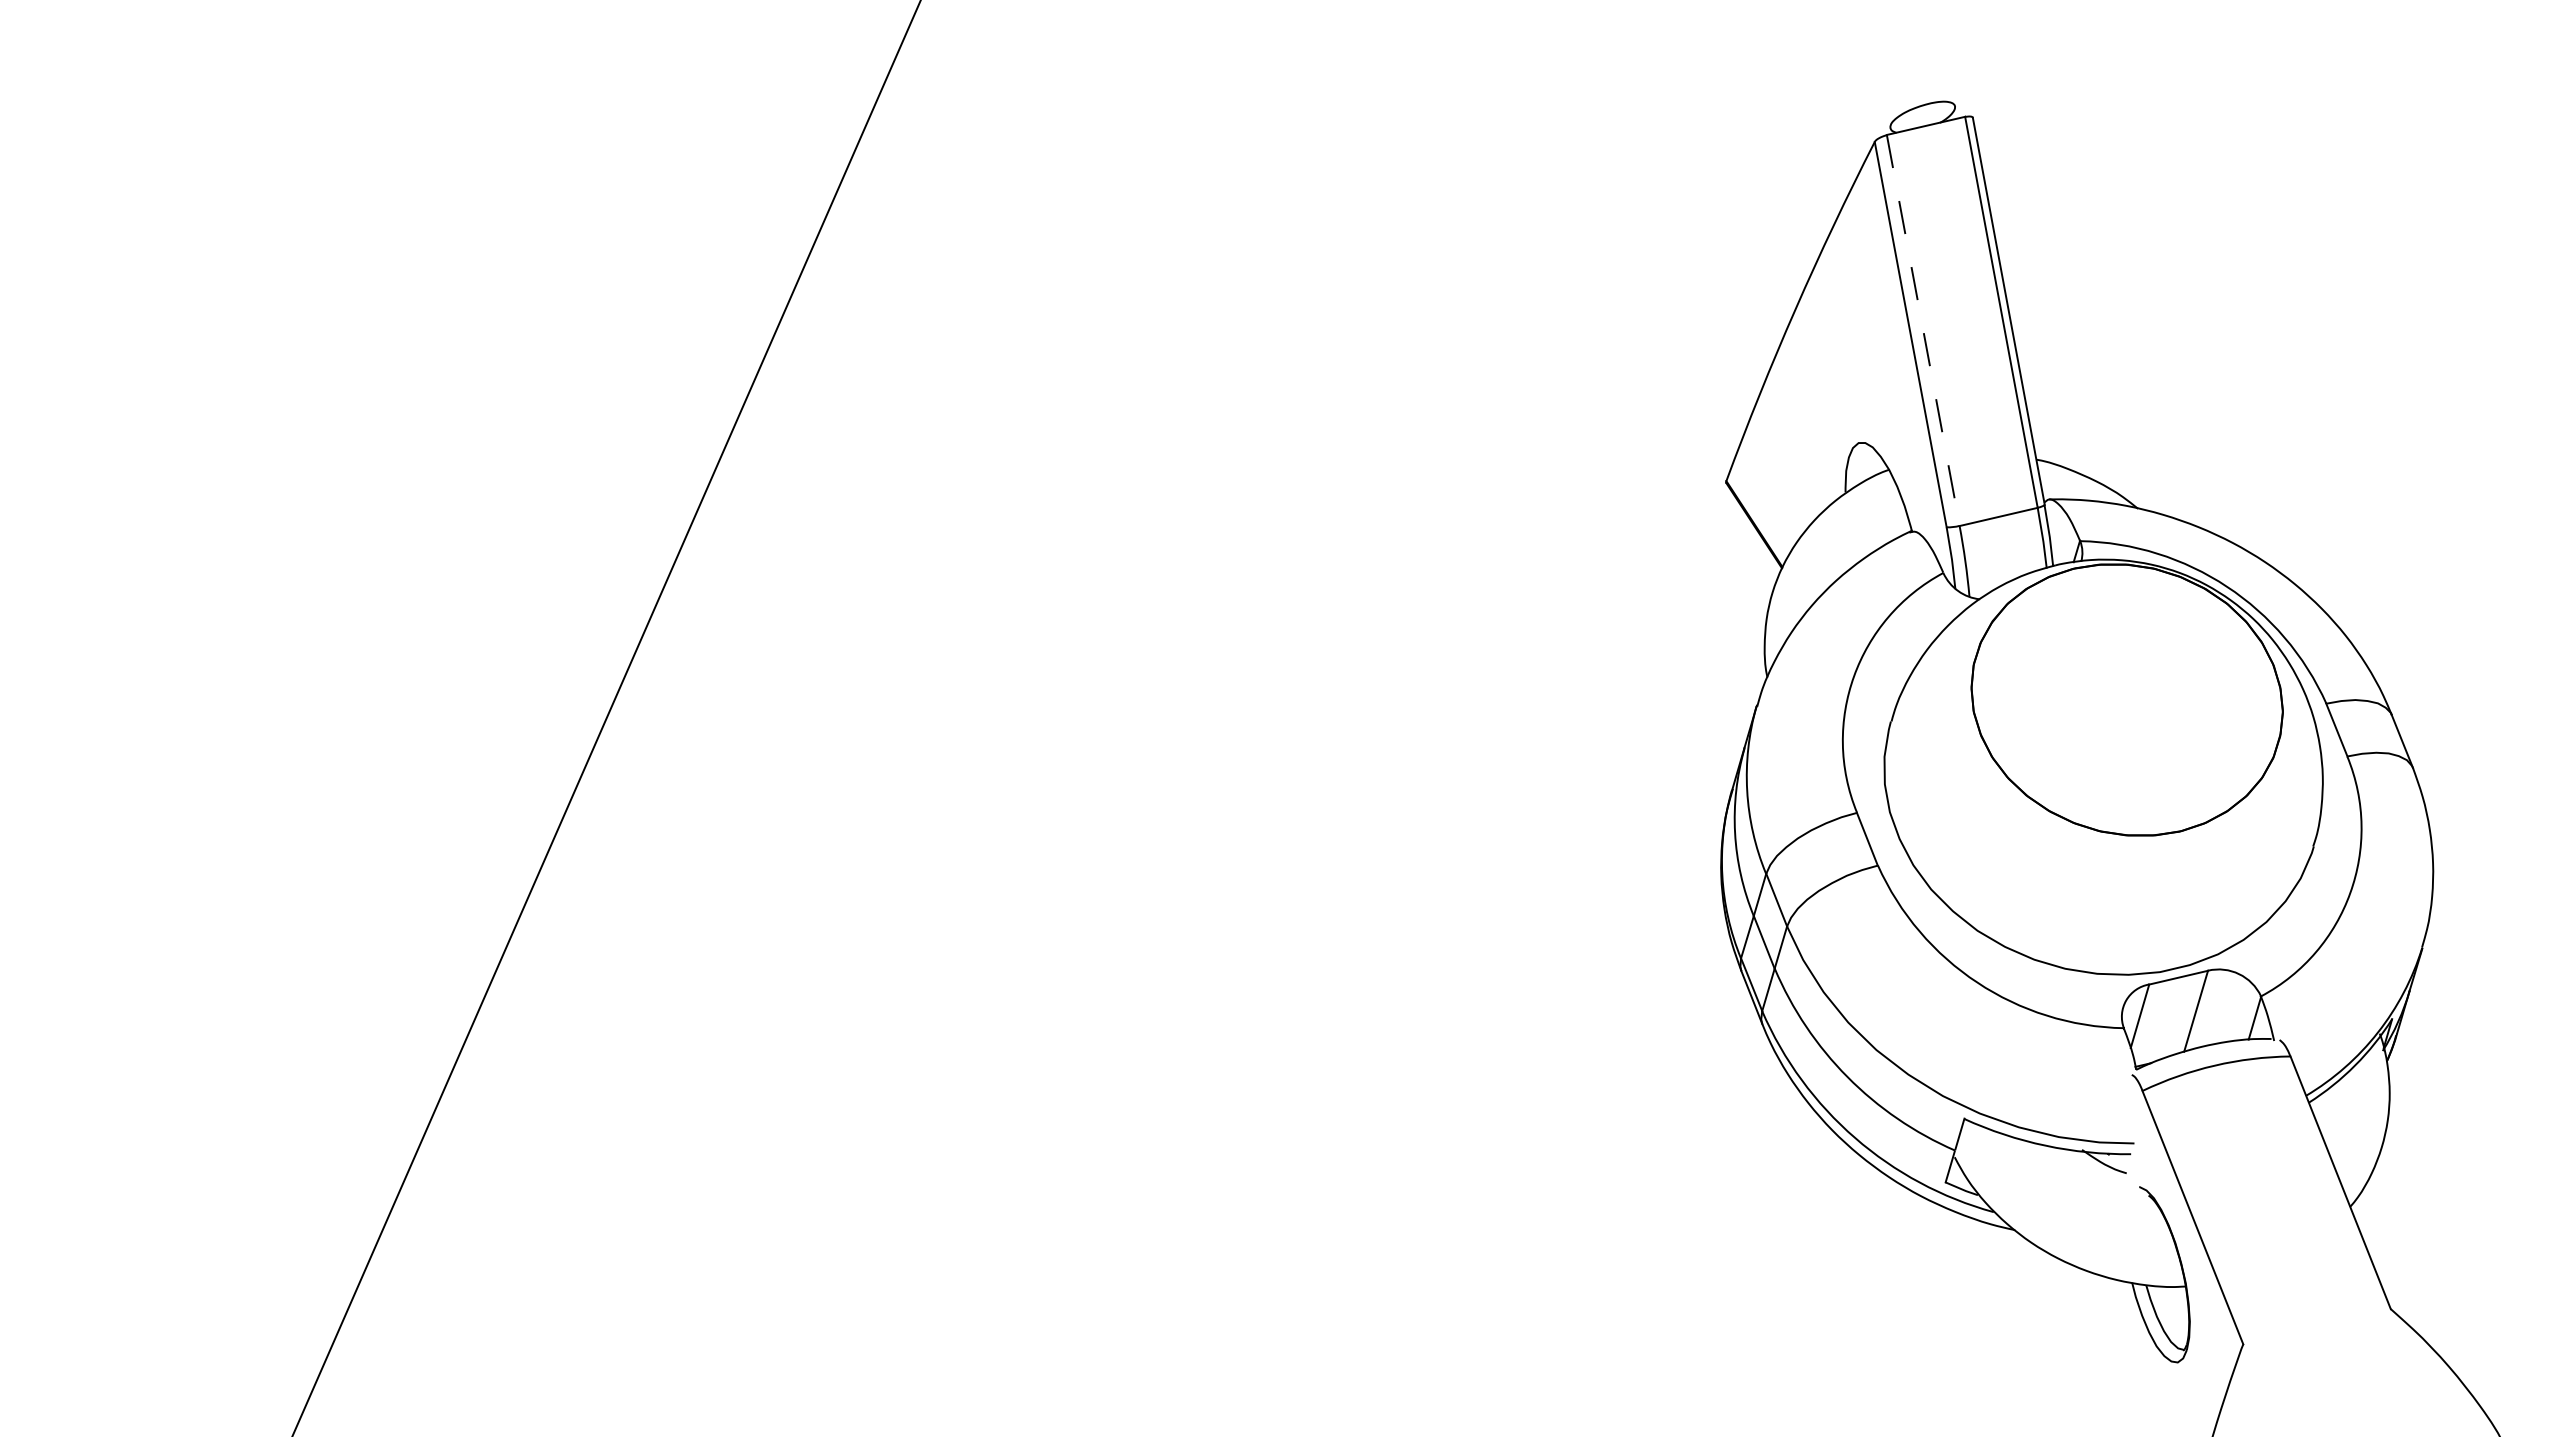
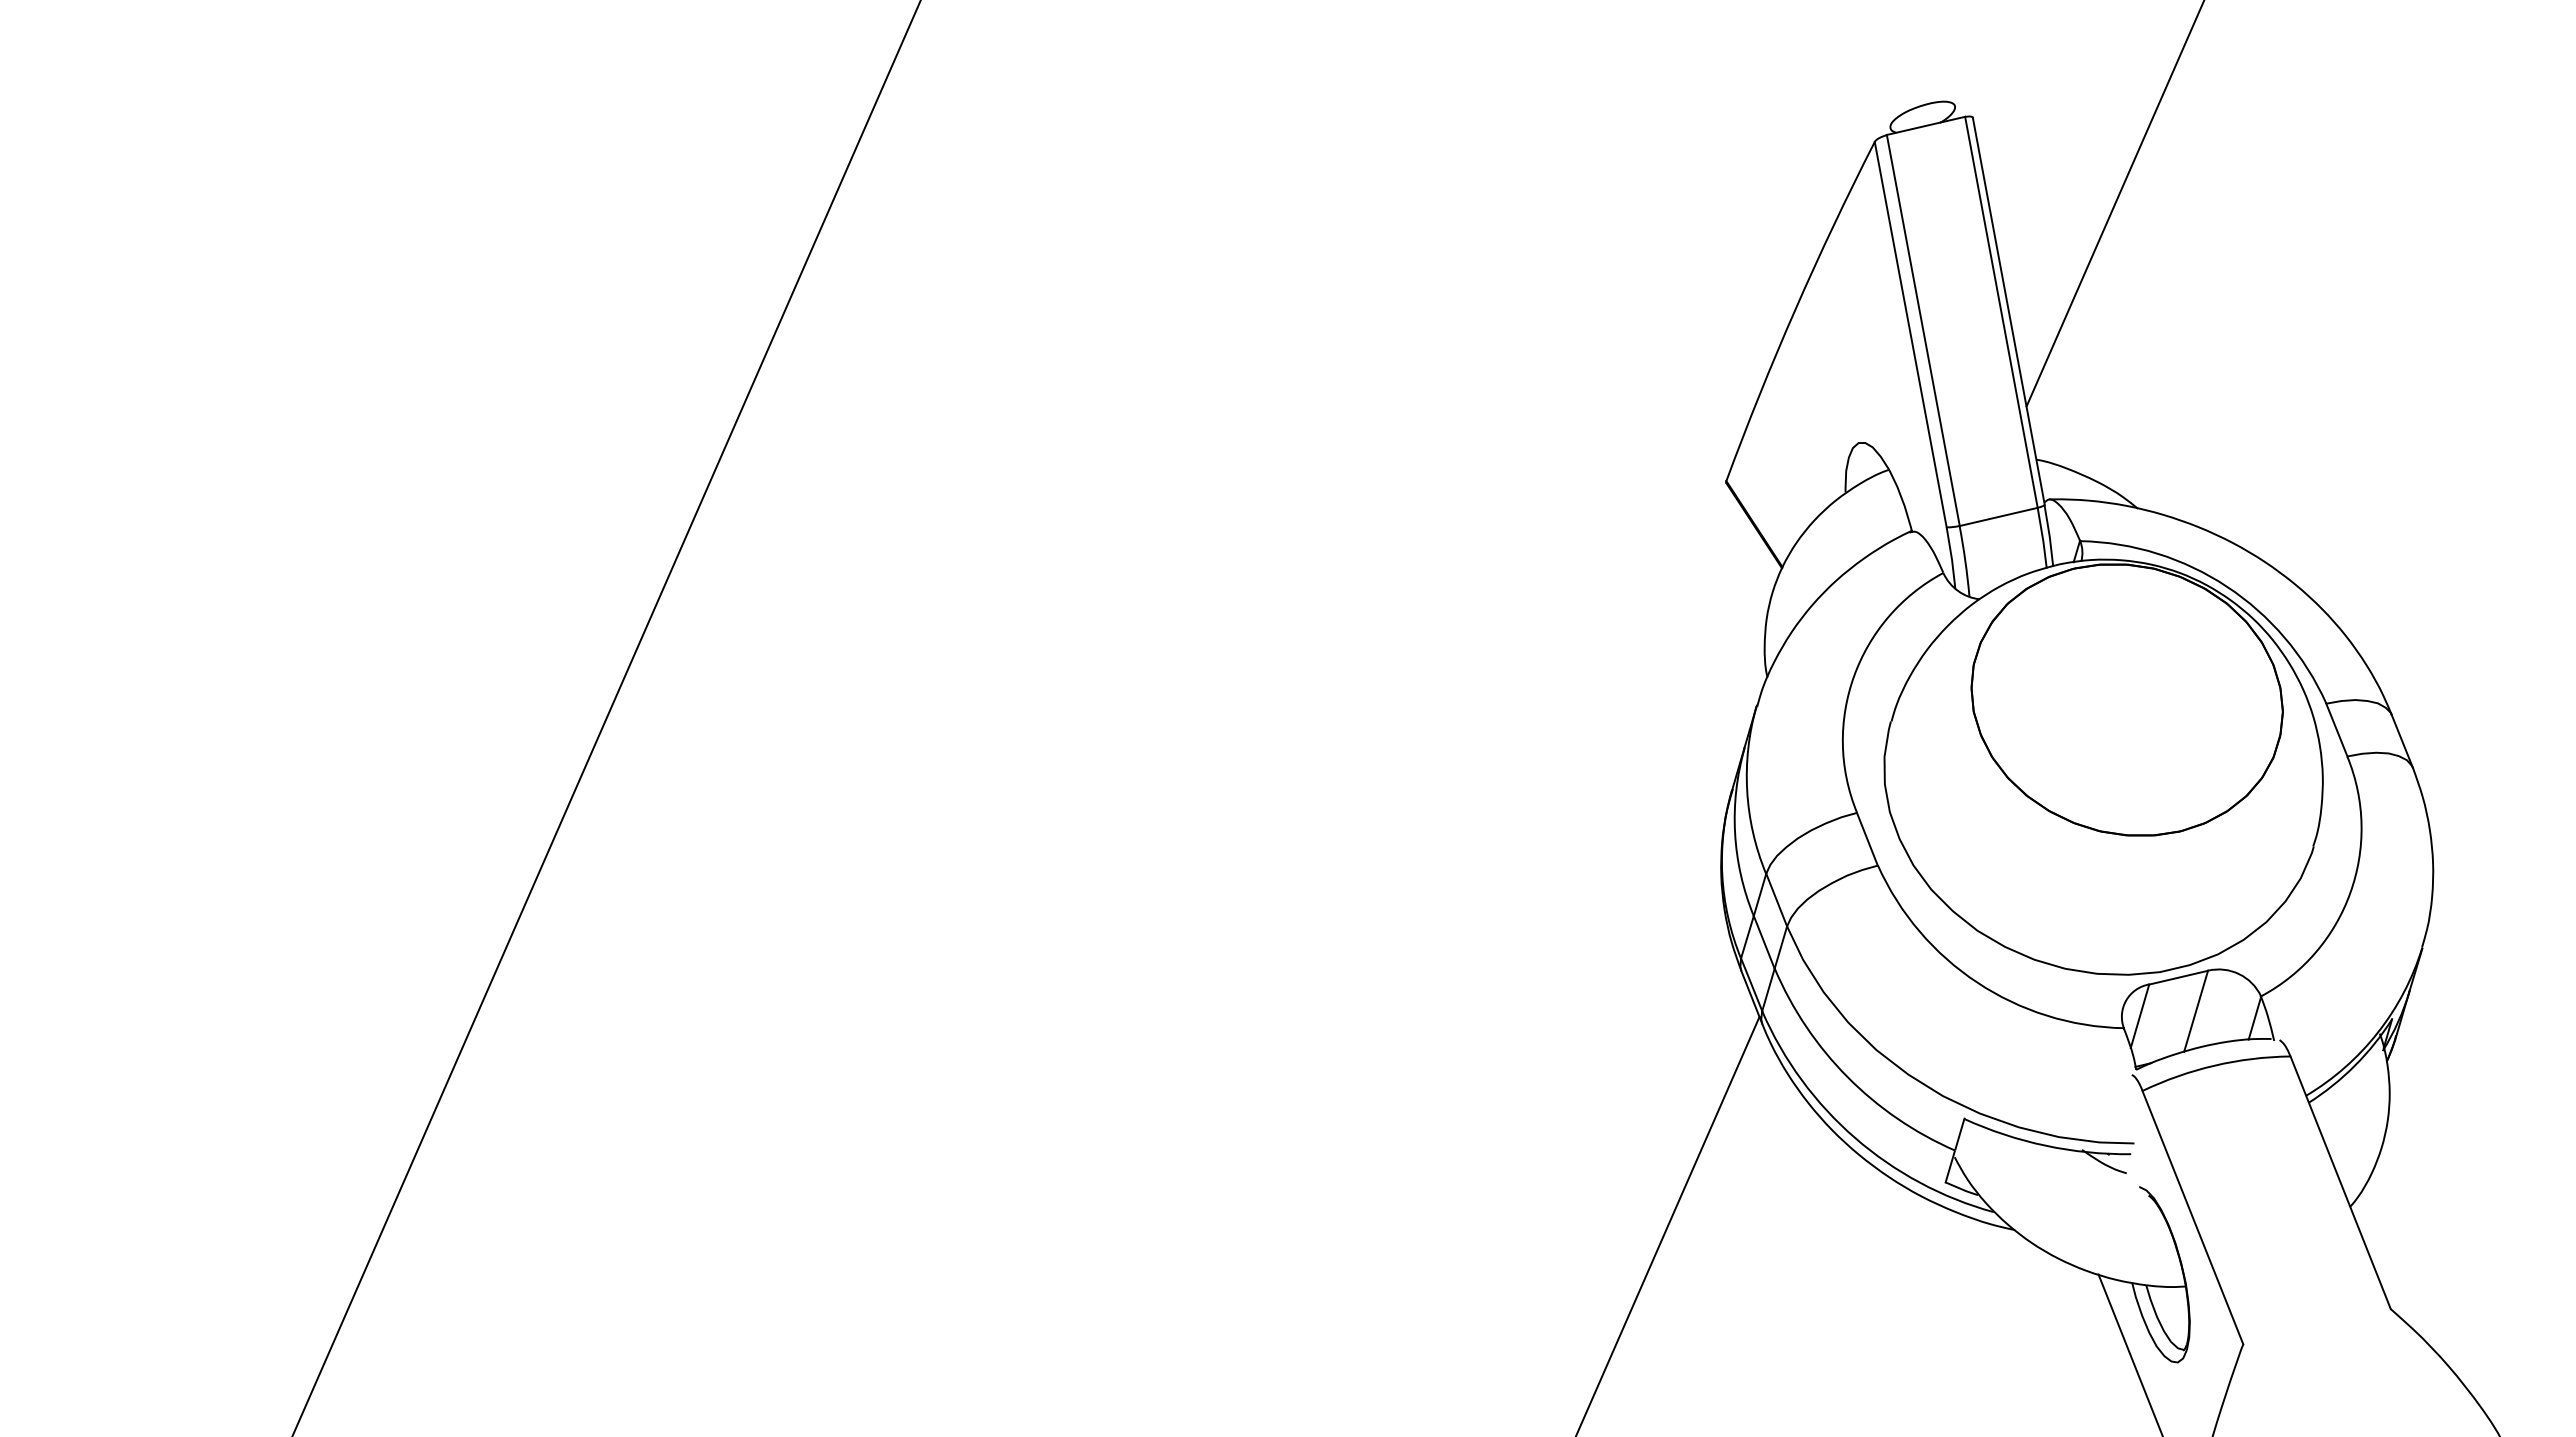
line: none -> present (2114, 204)
line: dashed -> solid (1923, 330)
line: none -> present (1668, 1224)
line: none -> present (2129, 1353)
